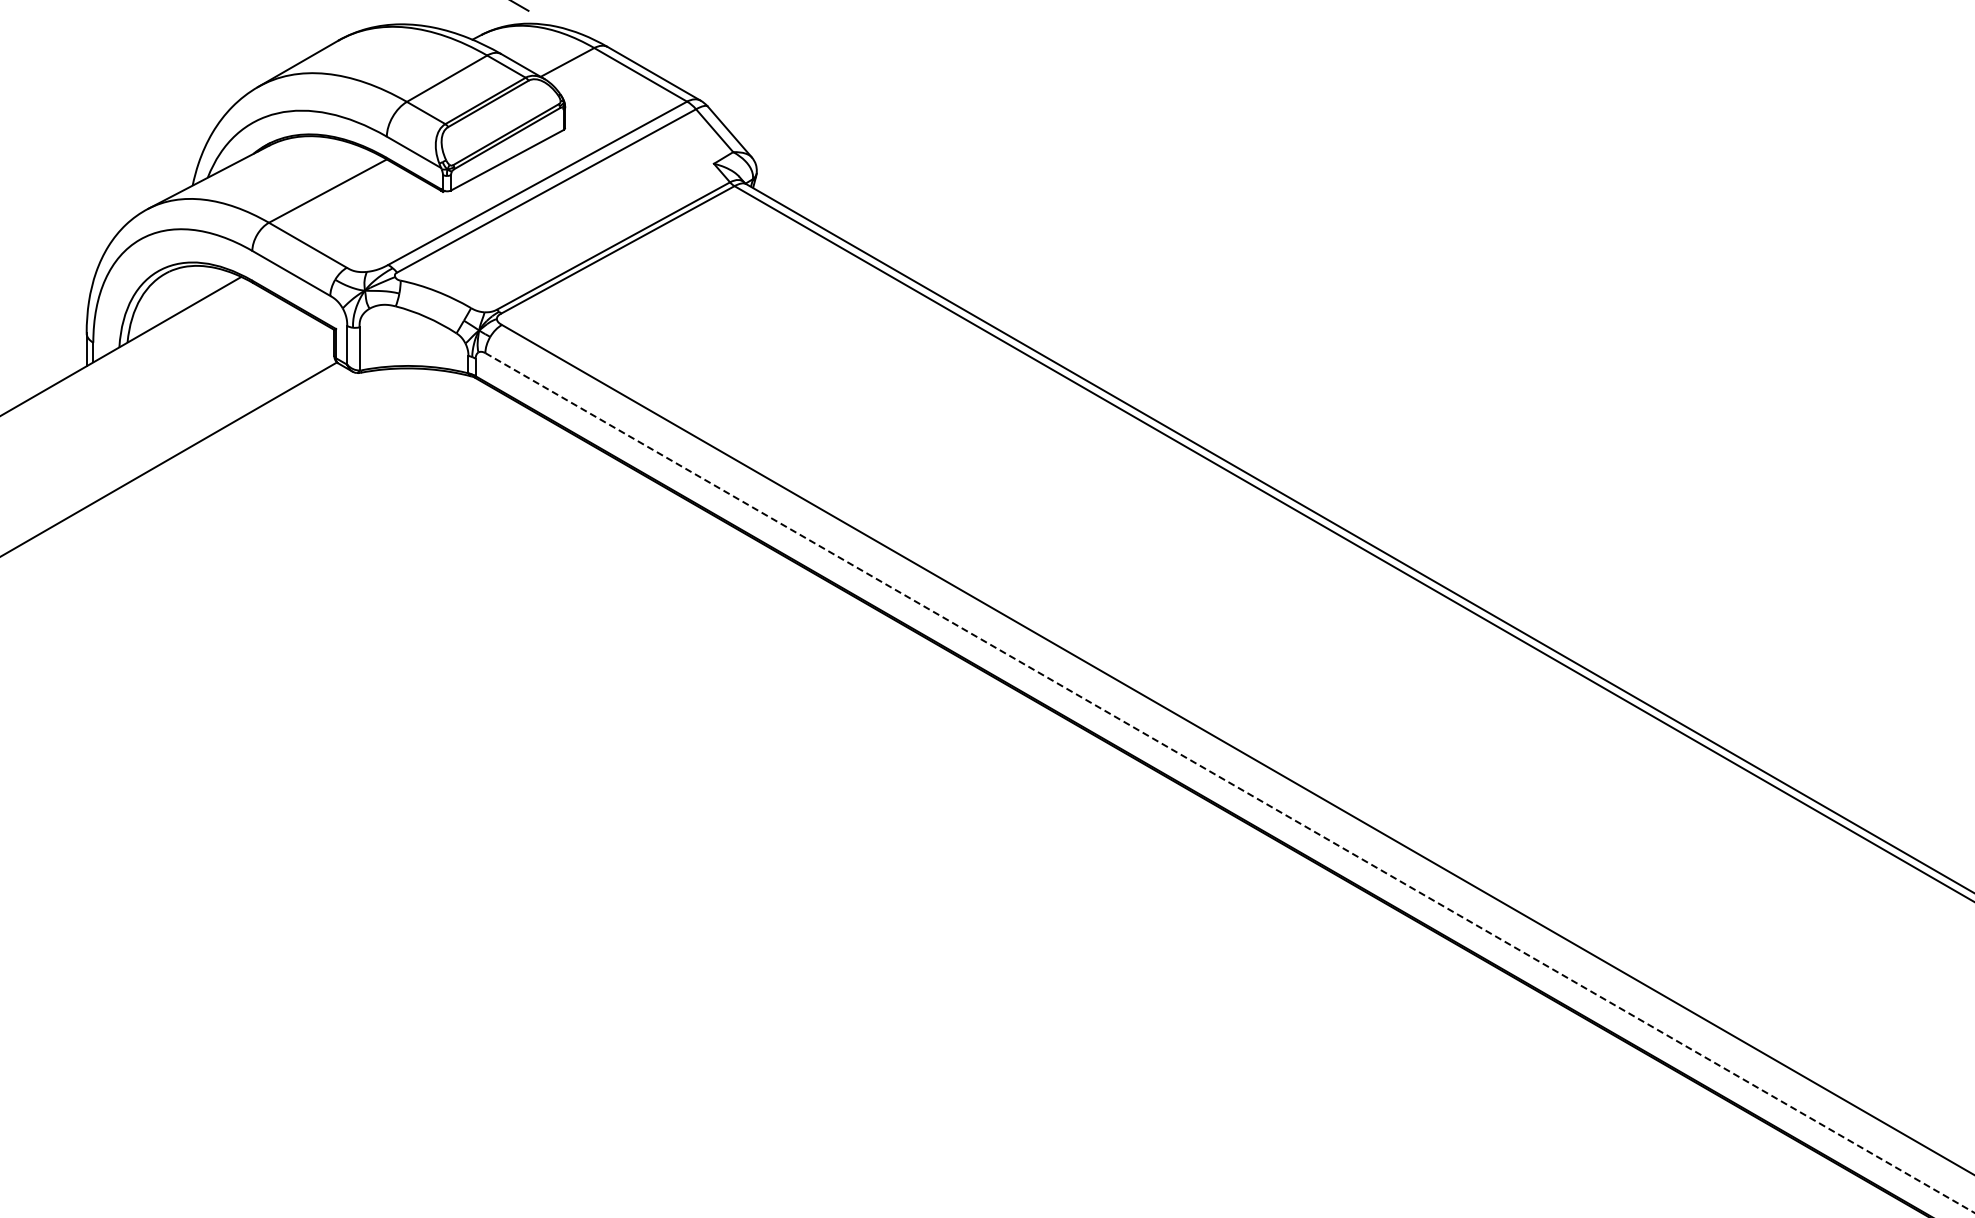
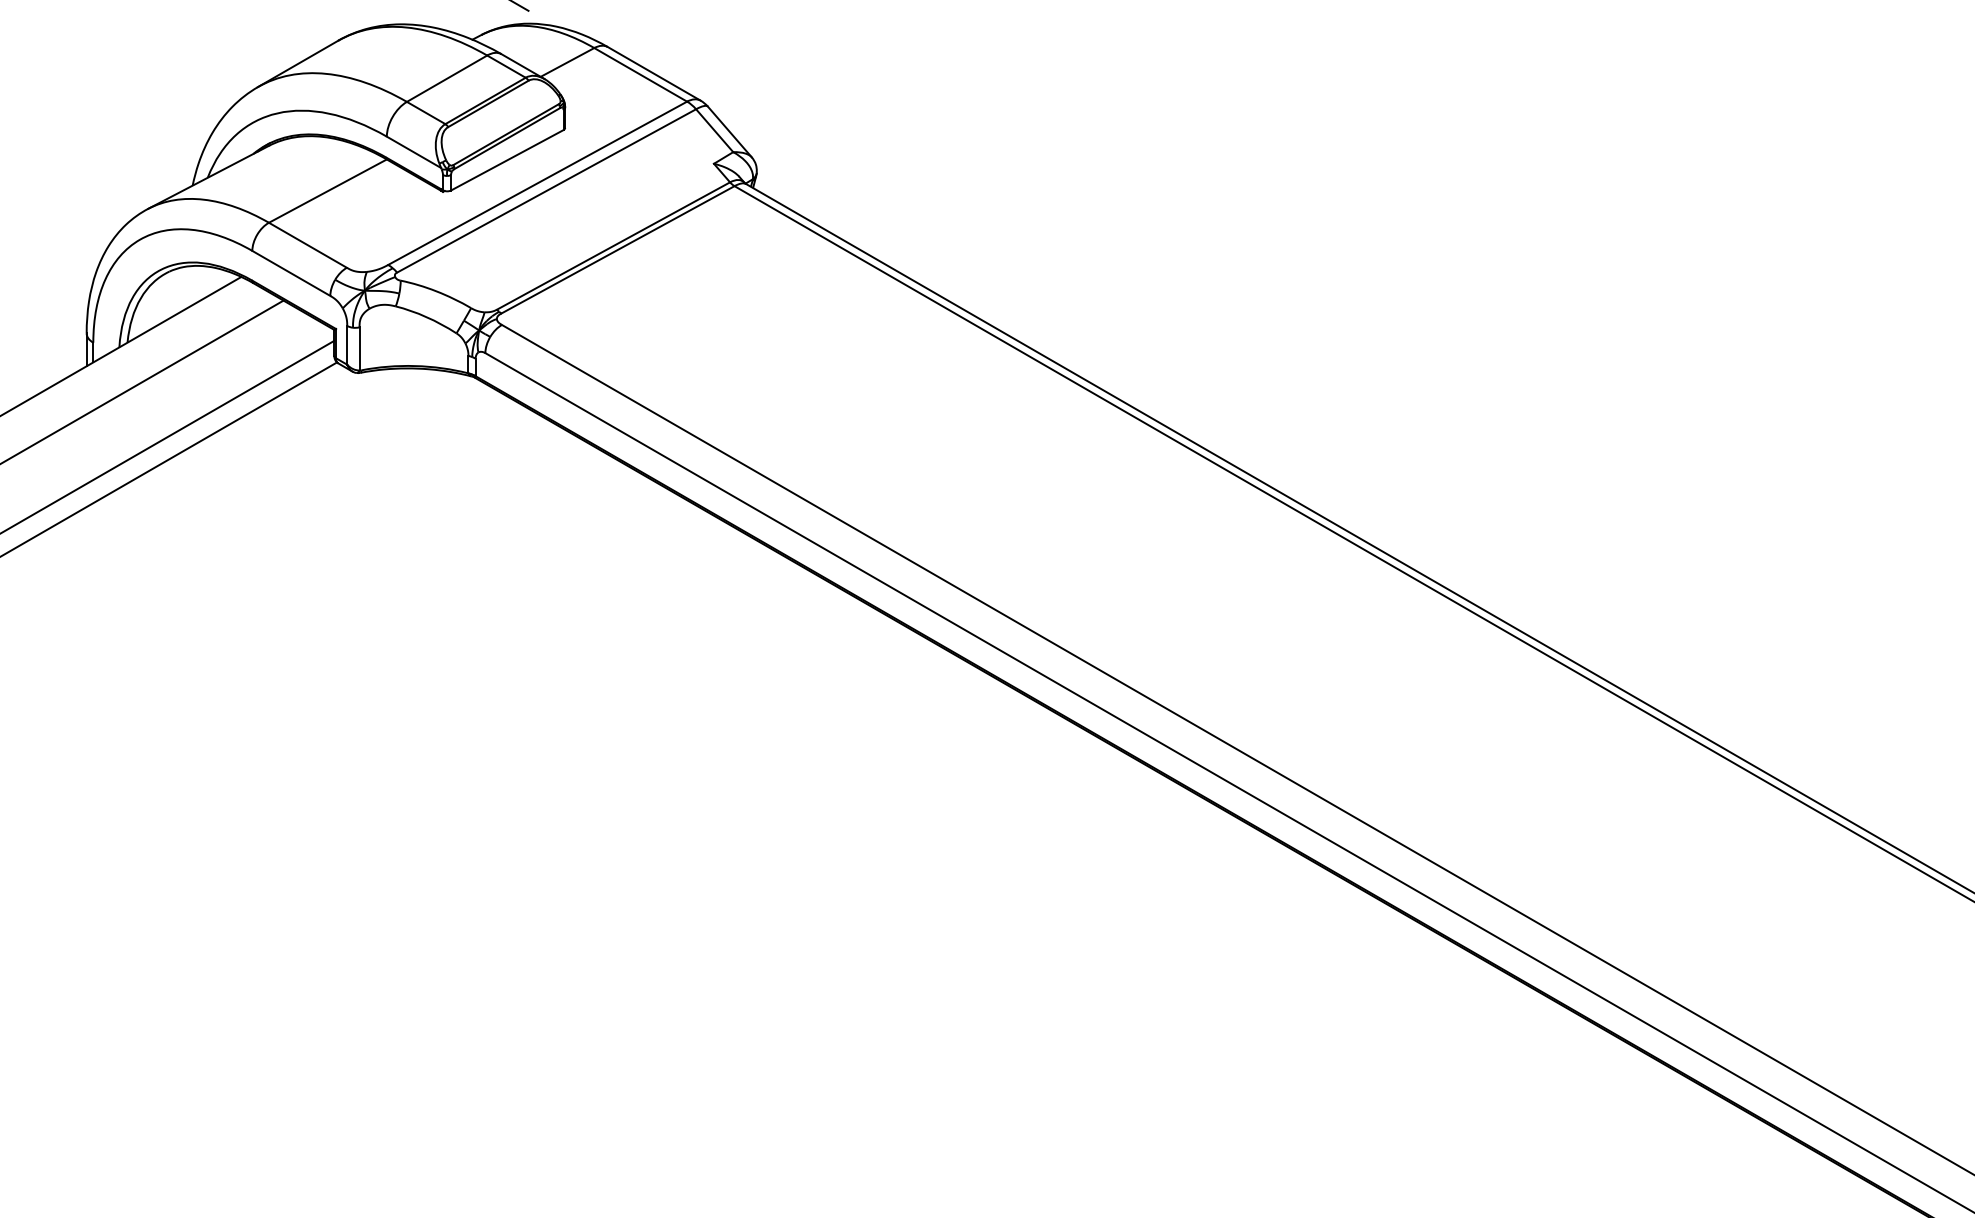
line: none -> present (142, 381)
line: none -> present (168, 436)
line: dashed -> solid (1229, 783)
